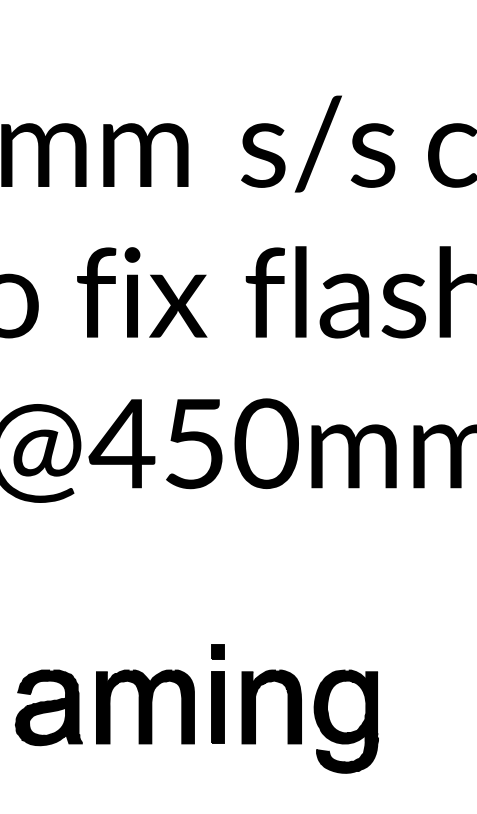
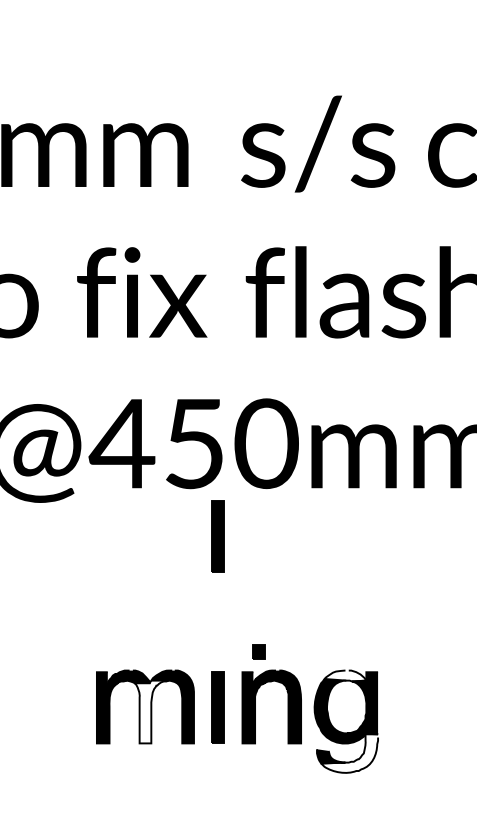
part: none -> present (217, 536)
part position: (217, 651) -> (258, 651) (258, 651)
fill: present -> none (345, 675)
part: present -> none (48, 707)
fill: present -> none (151, 711)
fill: present -> none (349, 753)
